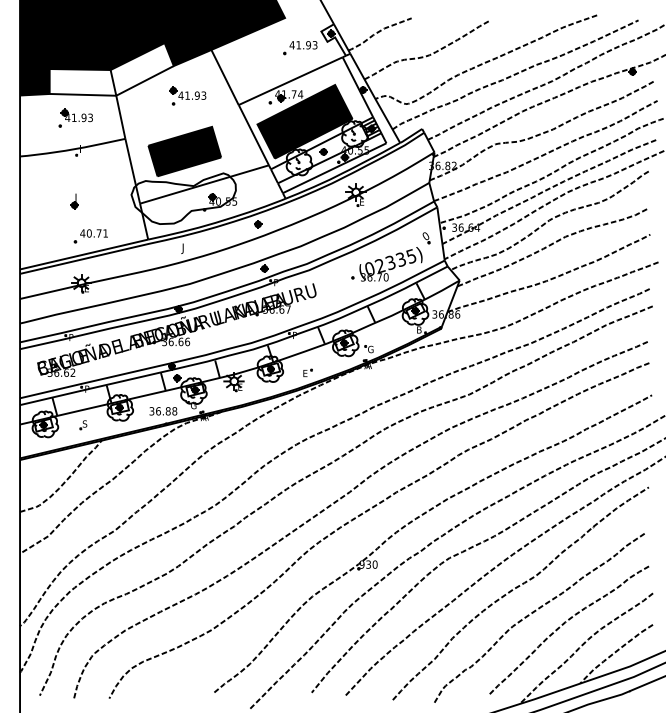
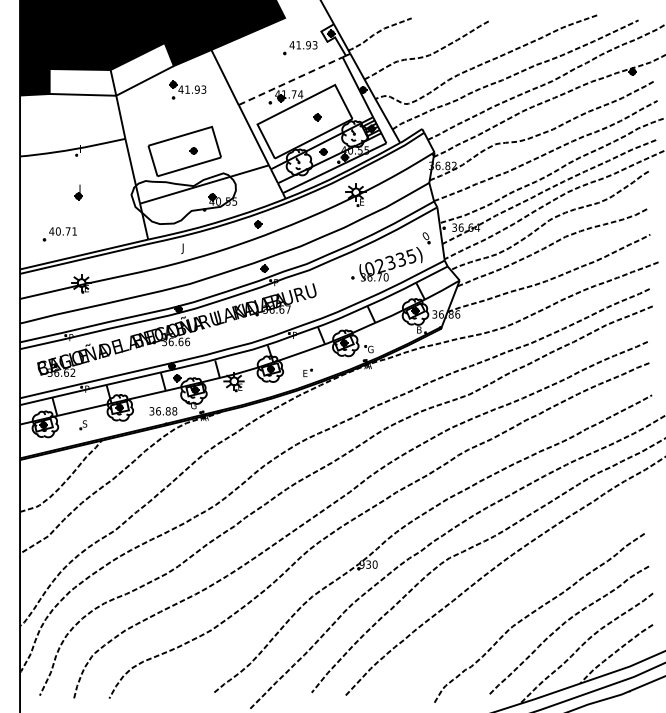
line: solid -> dashed (291, 80)
part position: (187, 95) -> (187, 89) (187, 89)
part: present -> none (75, 117)
fill: present -> none (304, 121)
fill: present -> none (184, 151)
part position: (74, 201) -> (78, 192) (78, 192)
part position: (90, 236) -> (59, 234) (59, 234)
curve: present -> none (517, 588)
